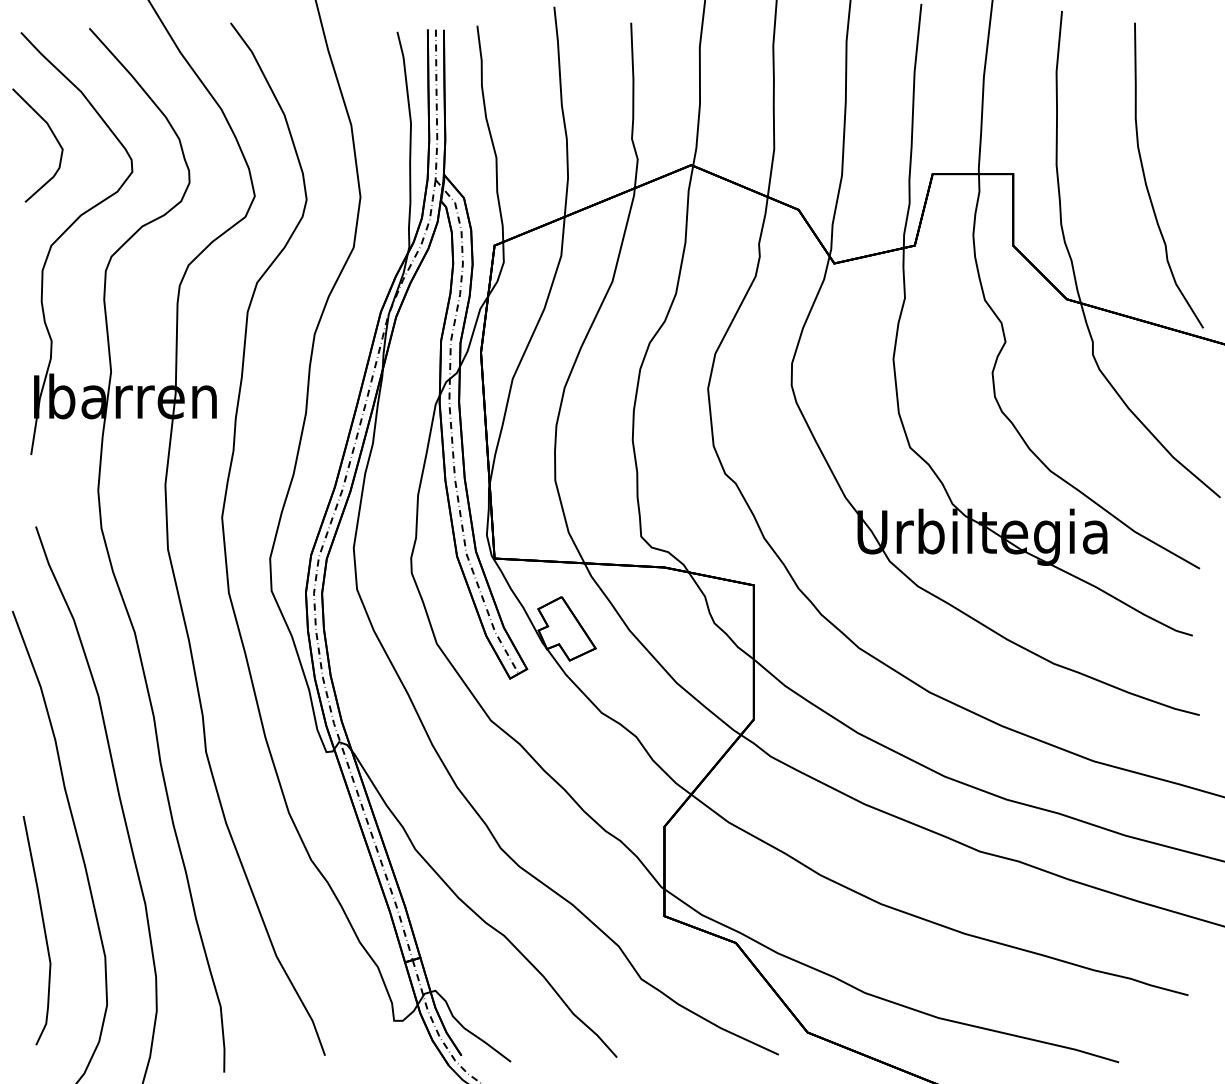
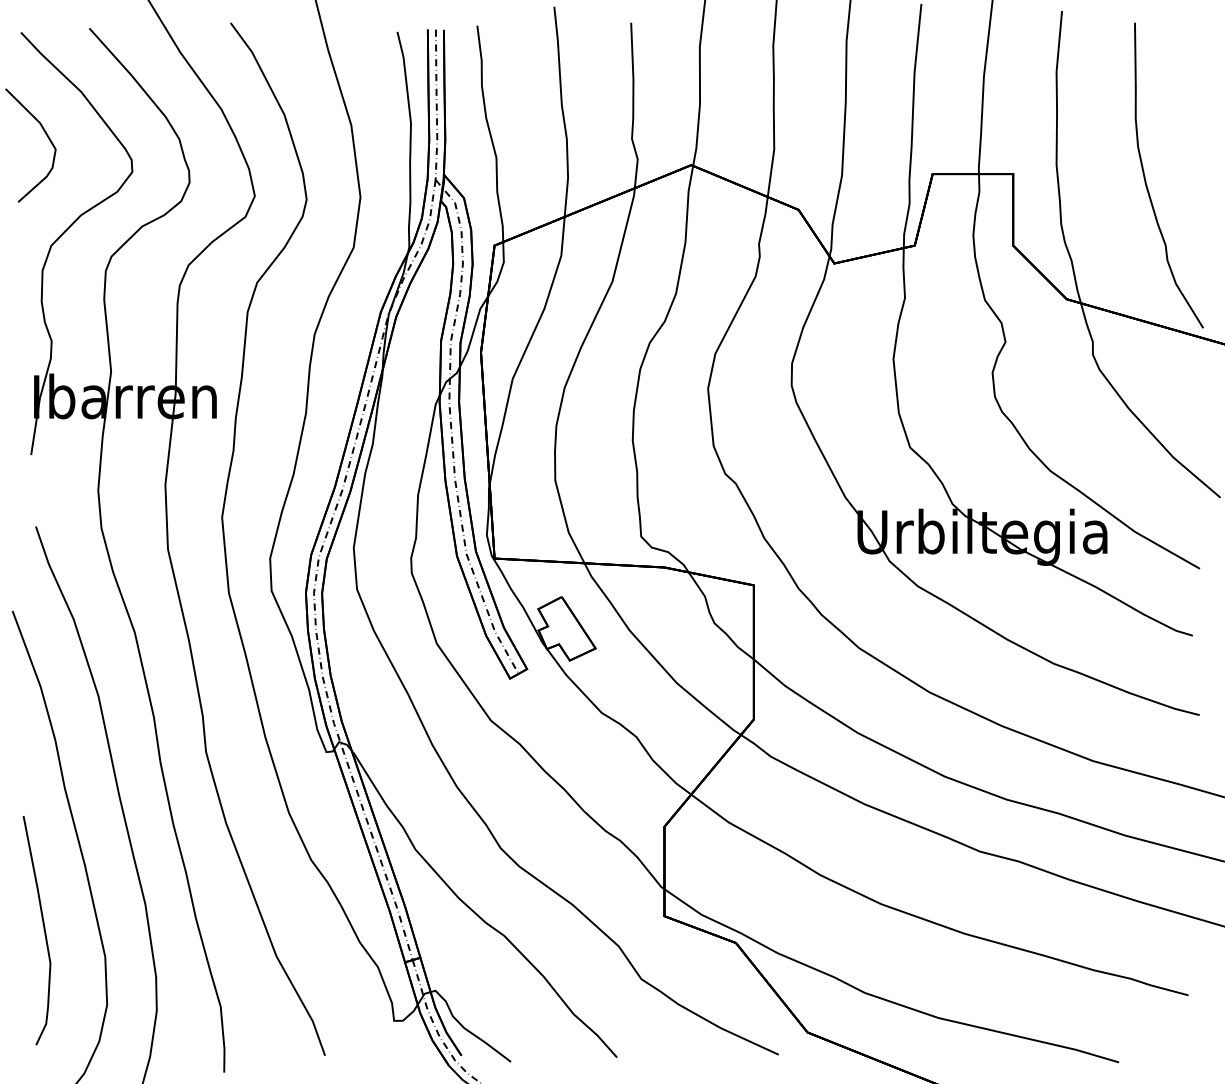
curve position: (52, 134) -> (45, 134) (45, 134)
